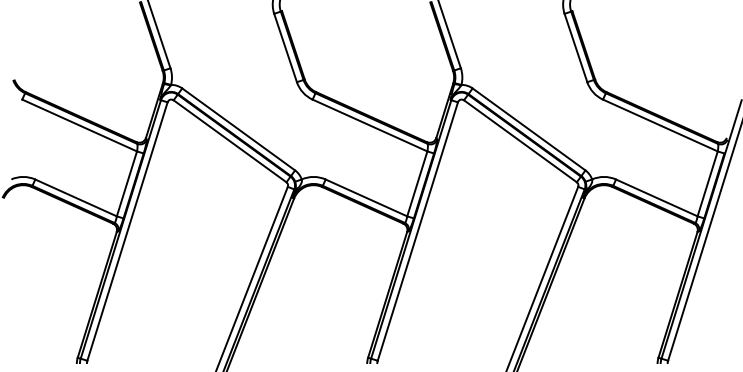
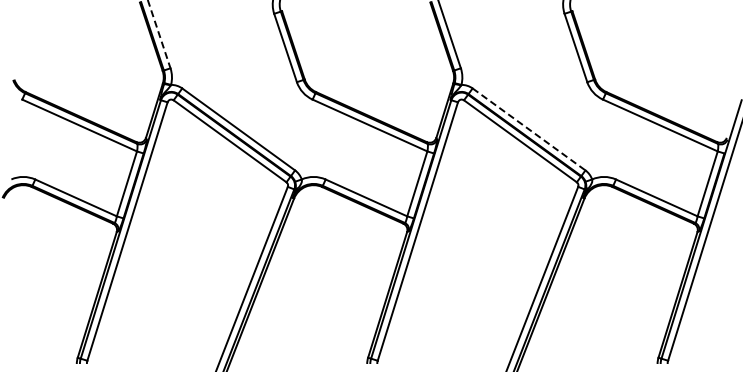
line: solid -> dashed (159, 34)
line: solid -> dashed (529, 129)
